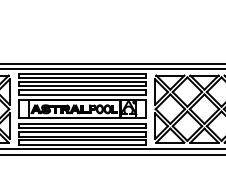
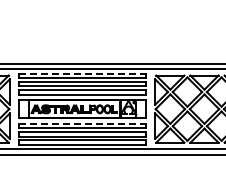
line: solid -> dashed (83, 73)
line: solid -> dashed (83, 123)
